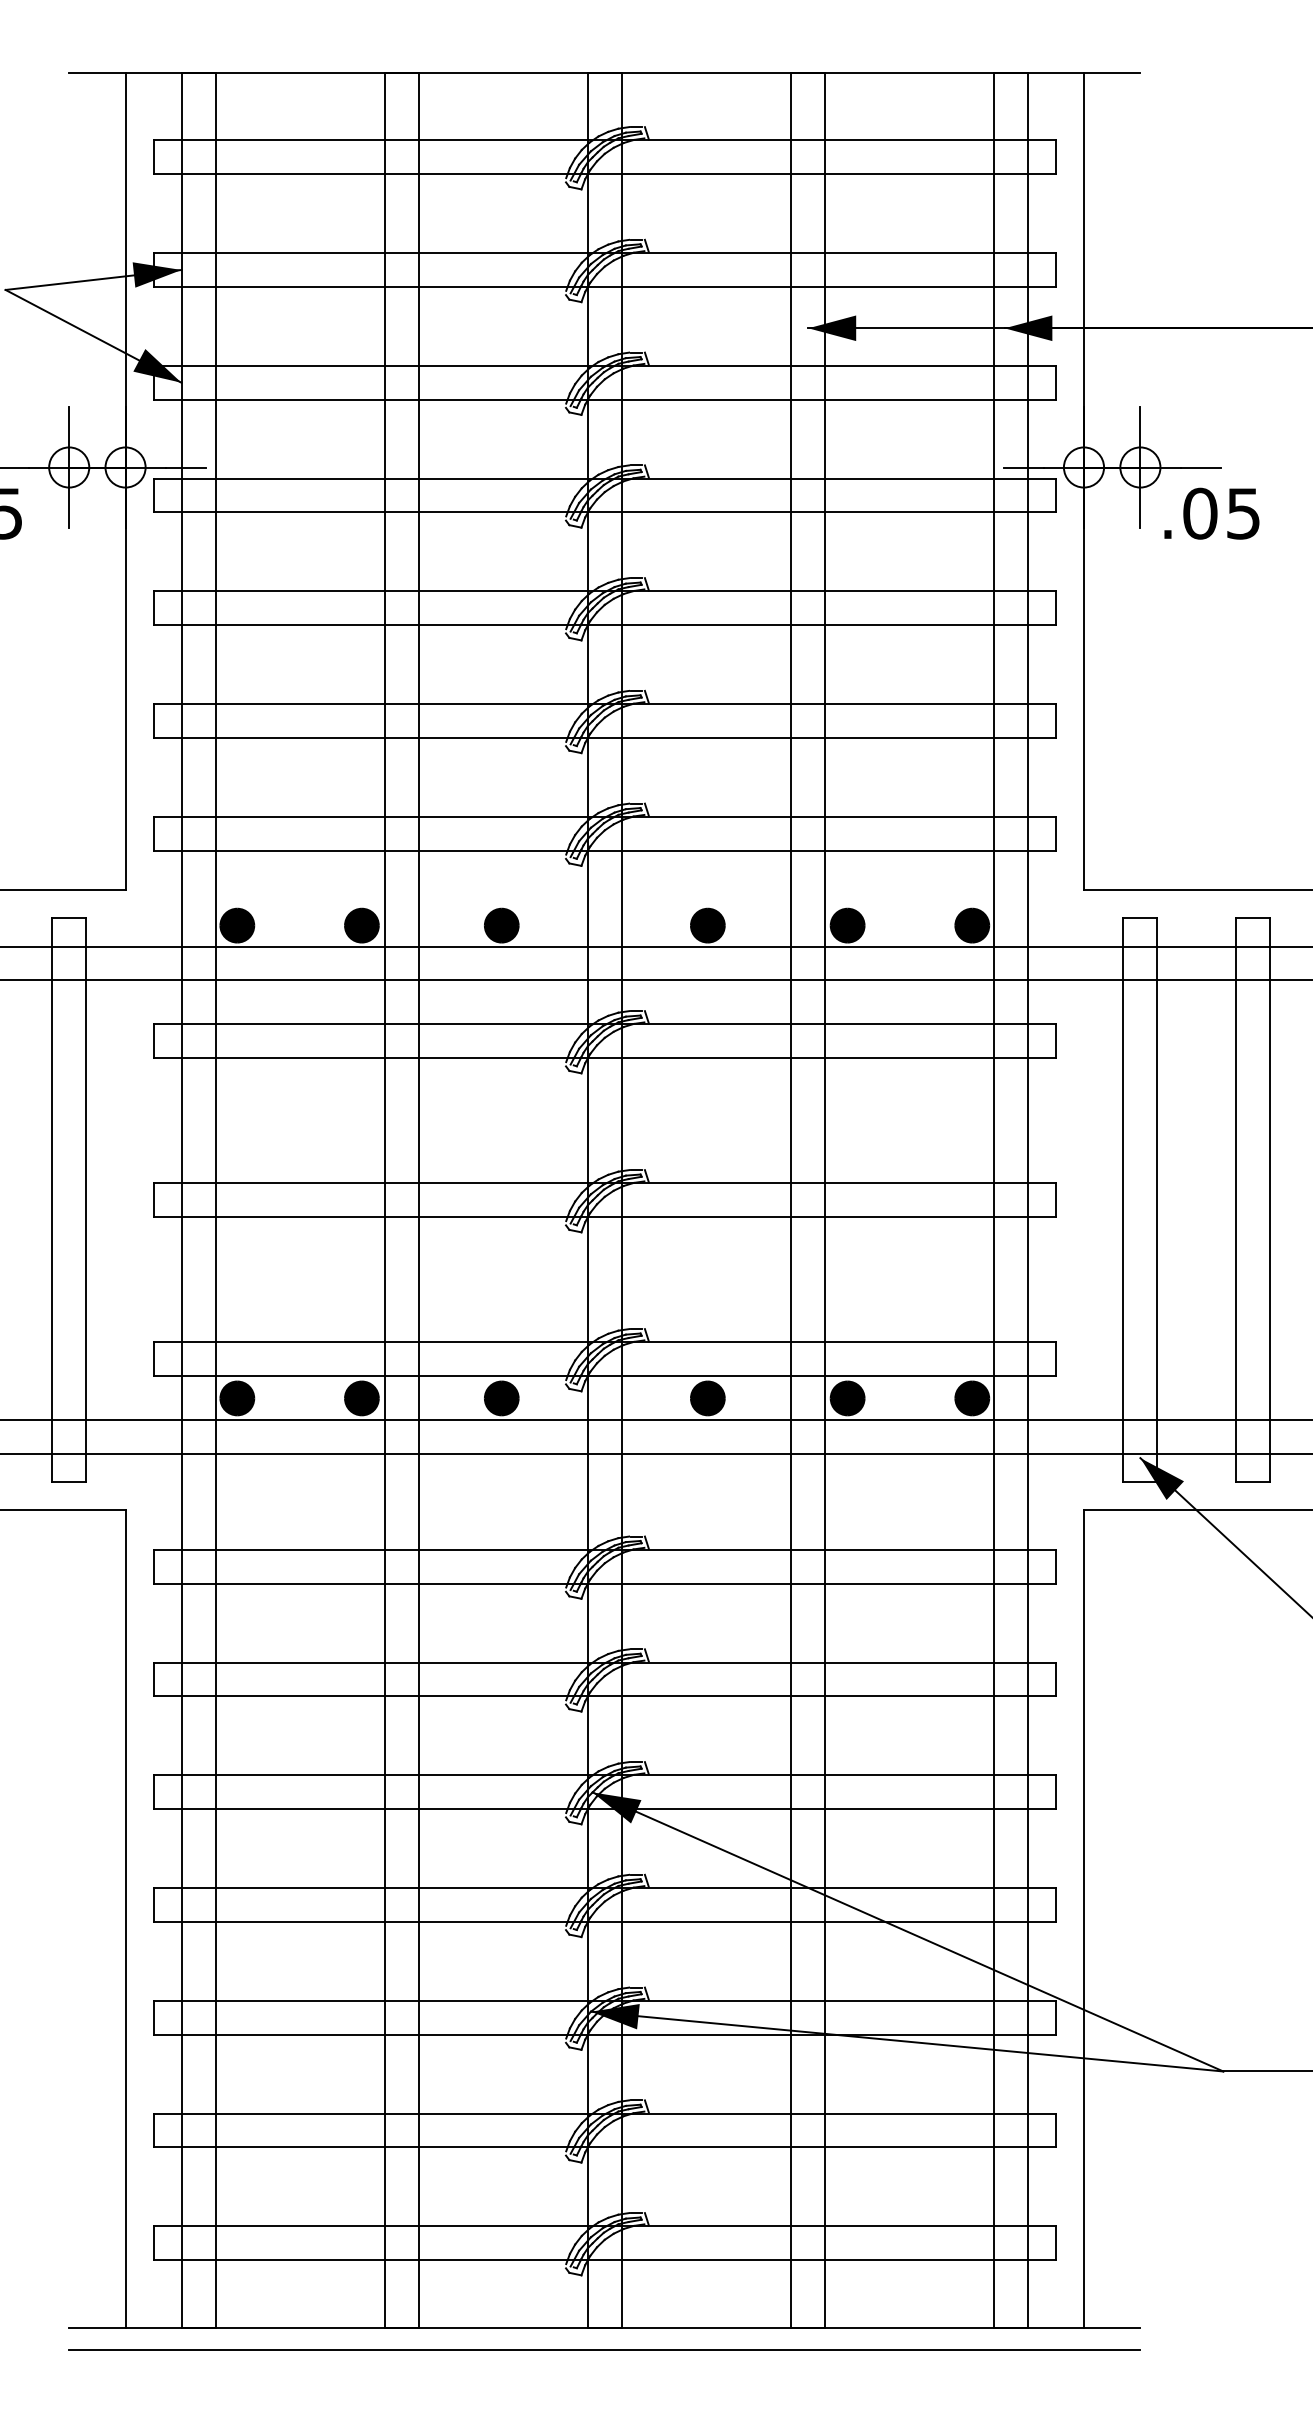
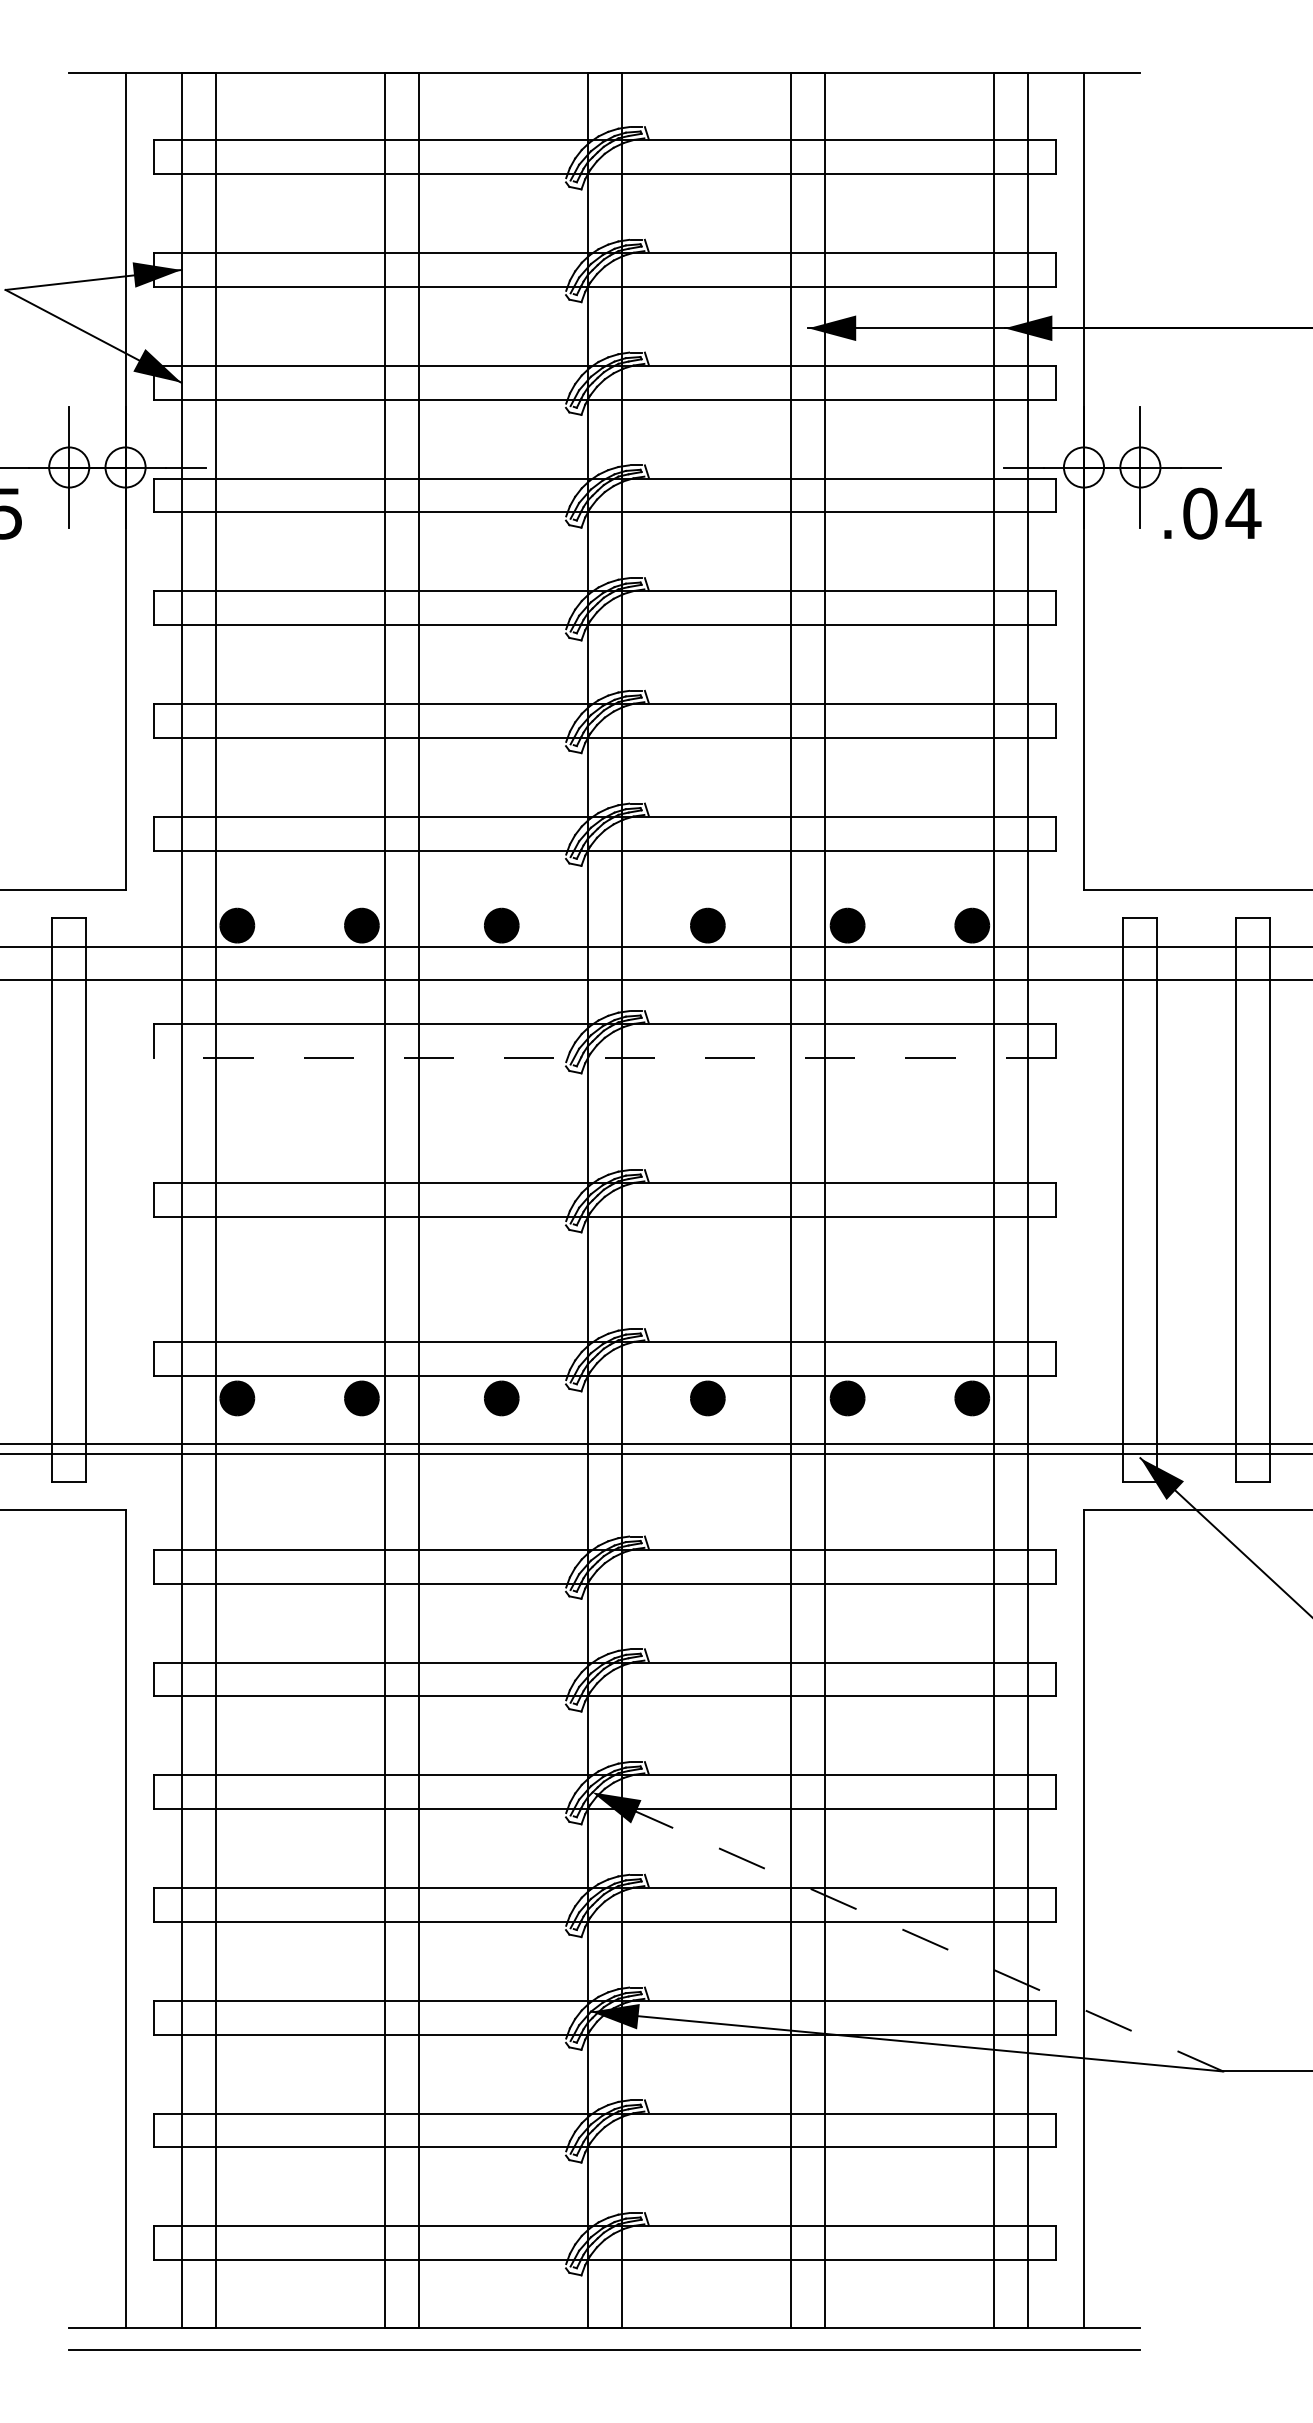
text: .05 -> .04 (1243, 513)
line: solid -> dashed (604, 1058)
line position: (655, 1420) -> (655, 1444) (655, 1444)
line: solid -> dashed (907, 1931)
